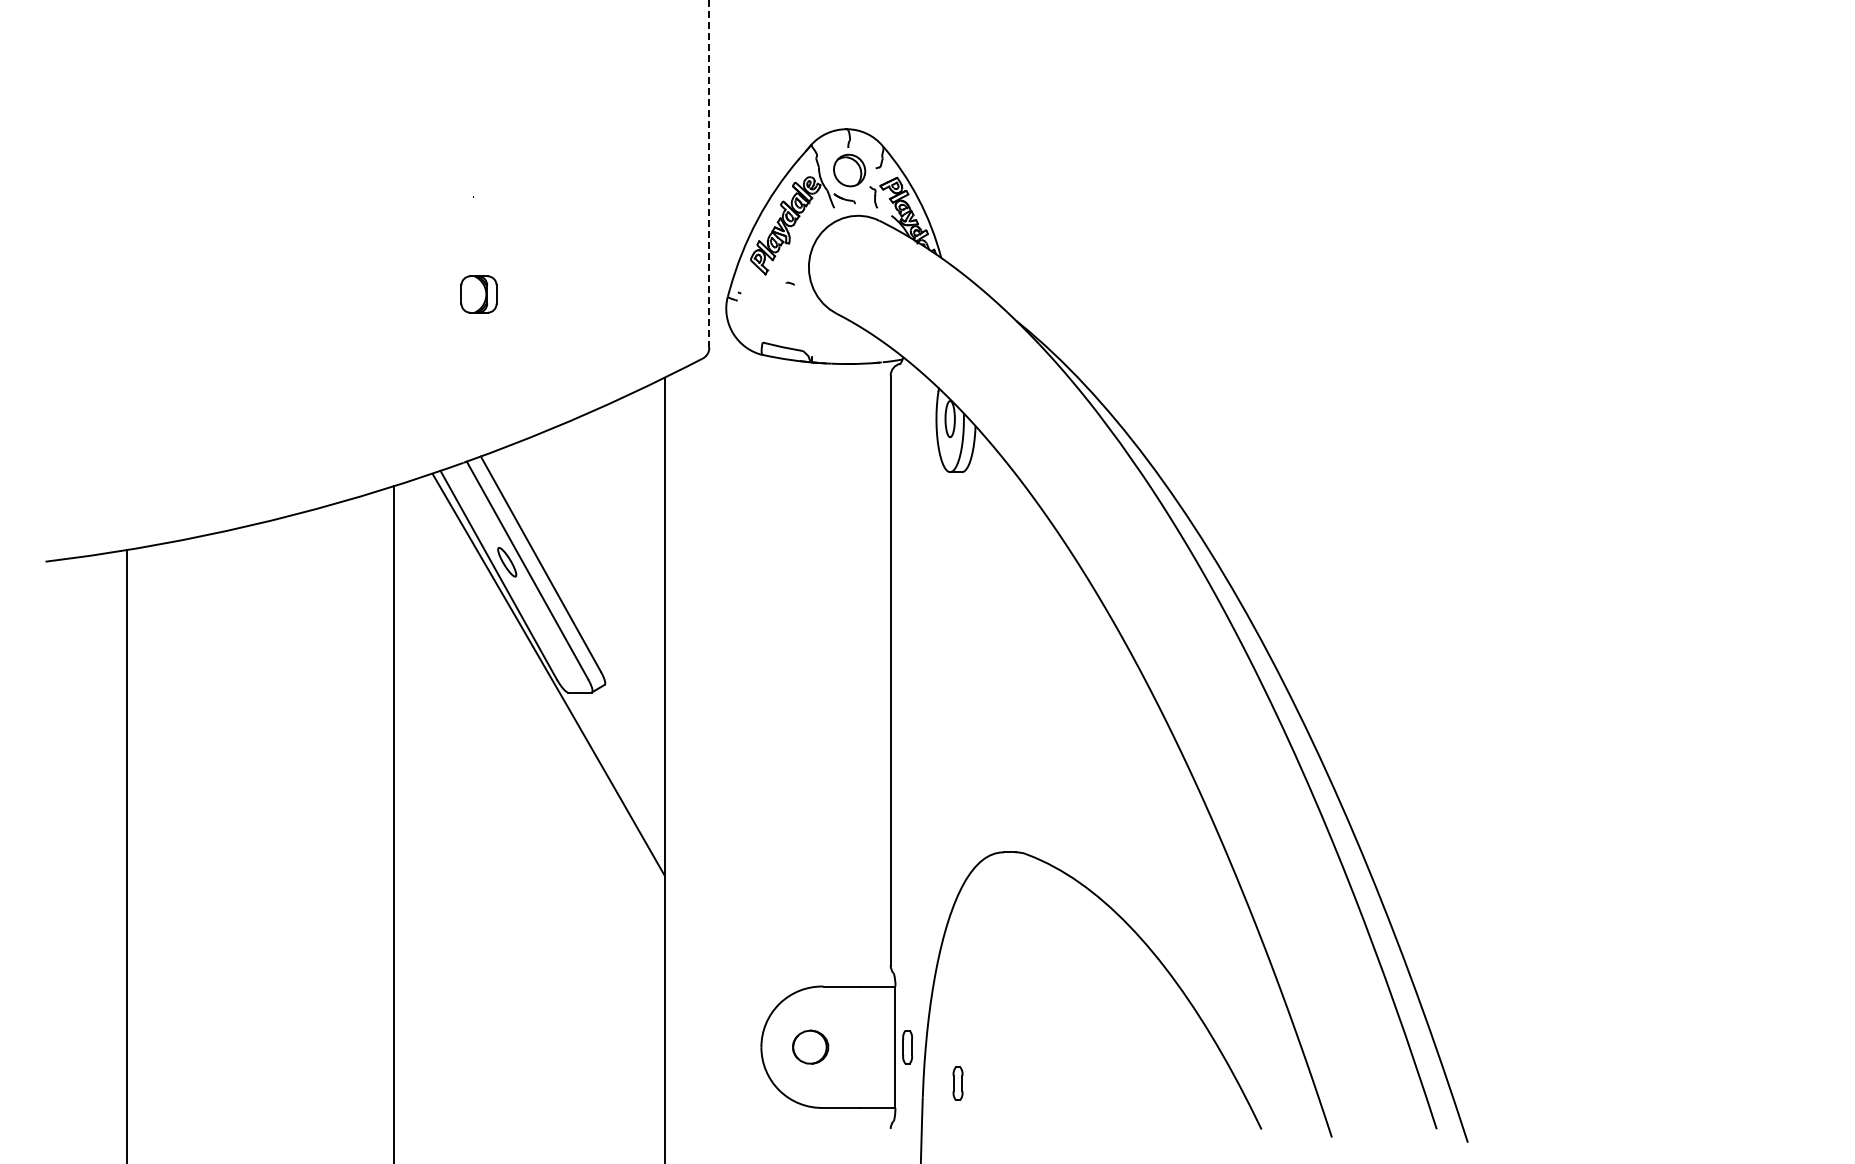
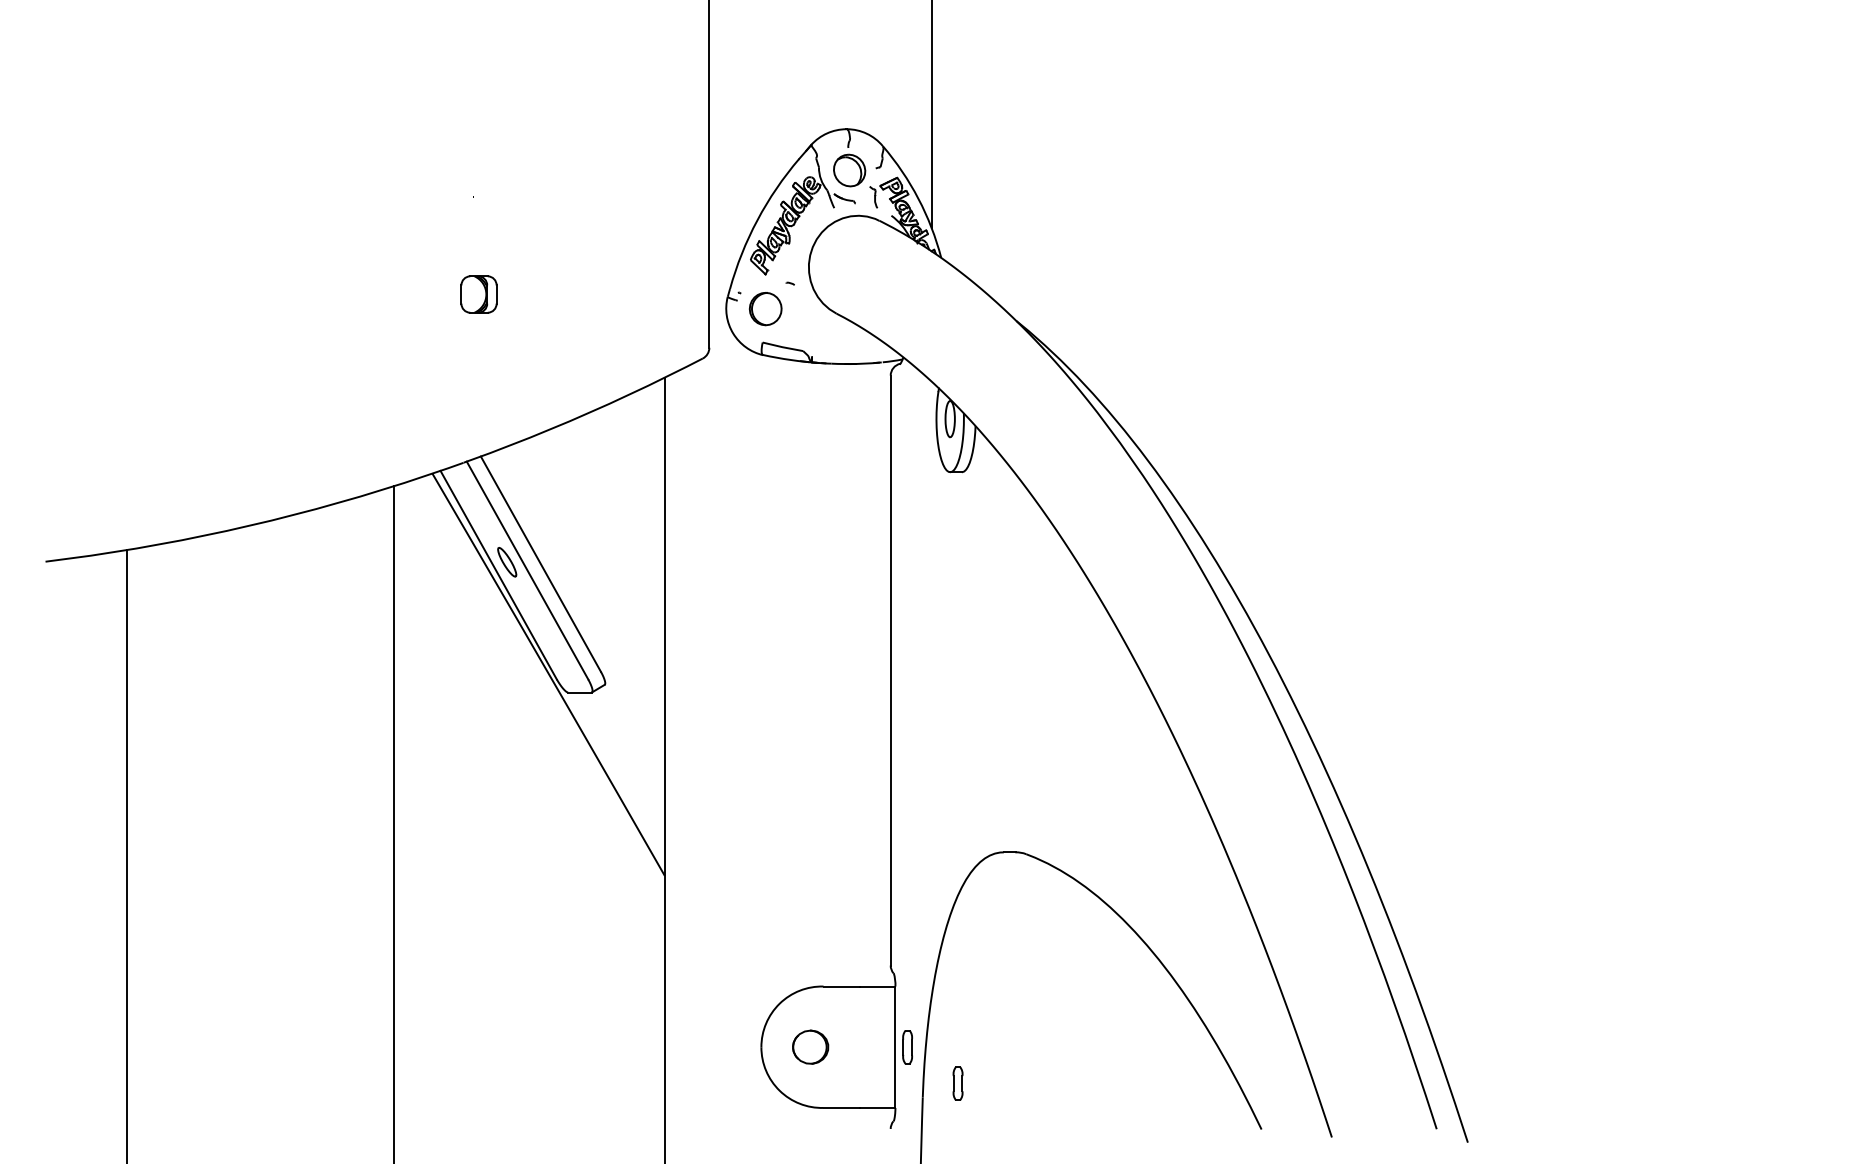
line: none -> present (931, 115)
line: dashed -> solid (709, 173)
part: none -> present (765, 309)
